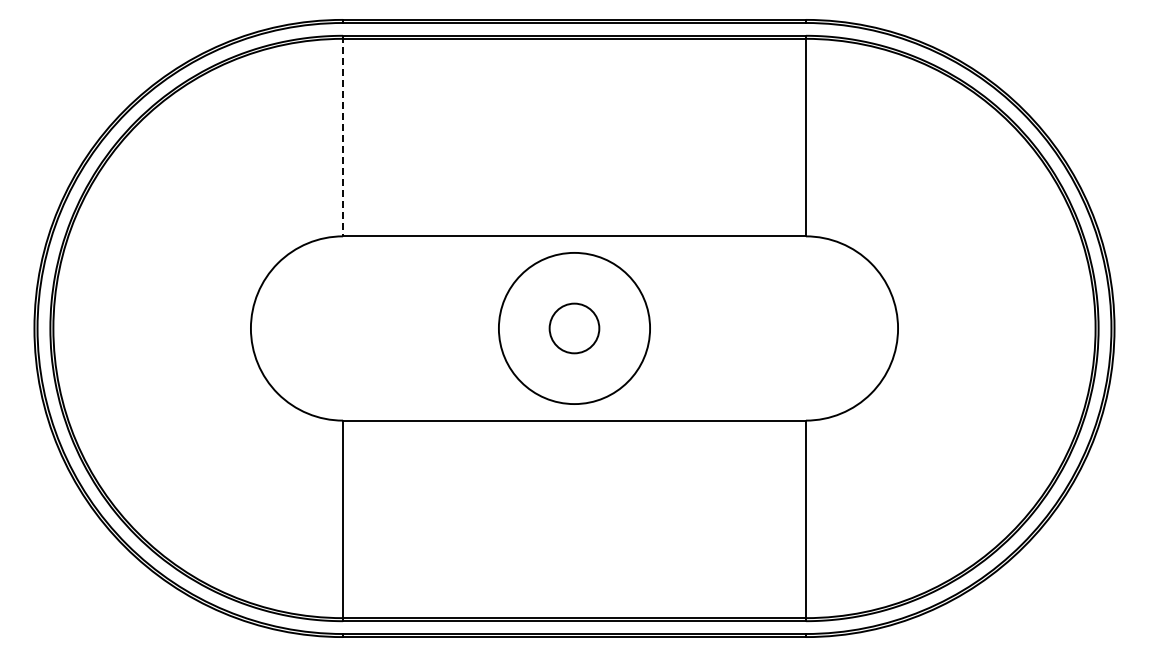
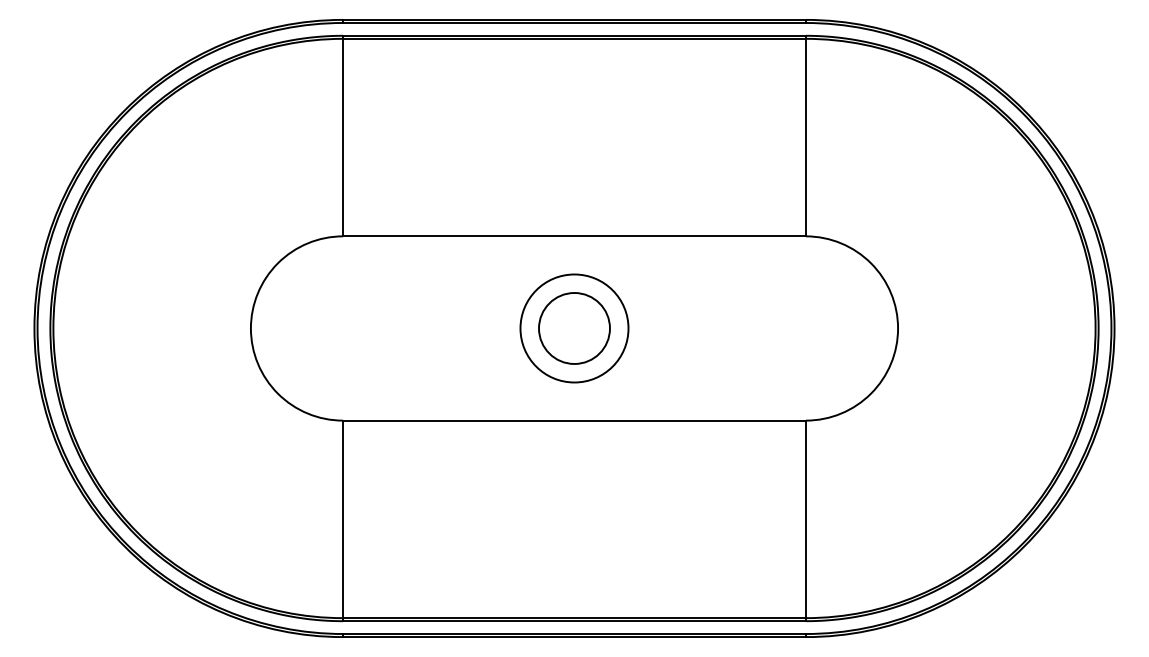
line: dashed -> solid (343, 136)
circle diameter: 151 px -> 108 px (574, 328)
circle diameter: 50 px -> 71 px (574, 328)
